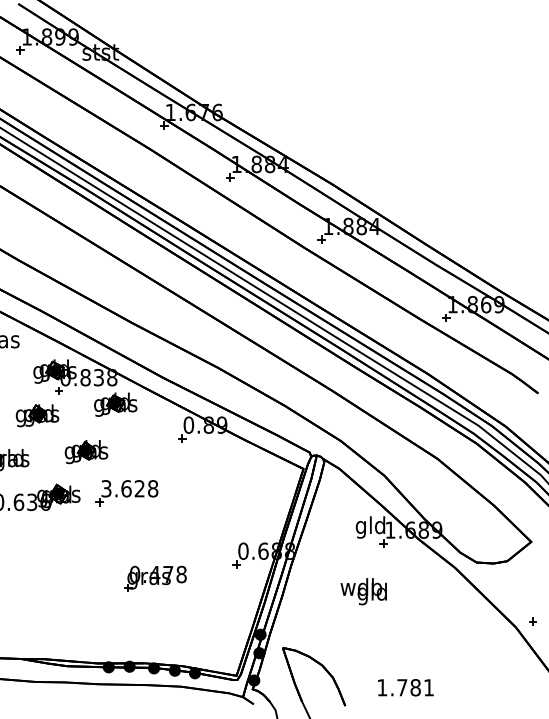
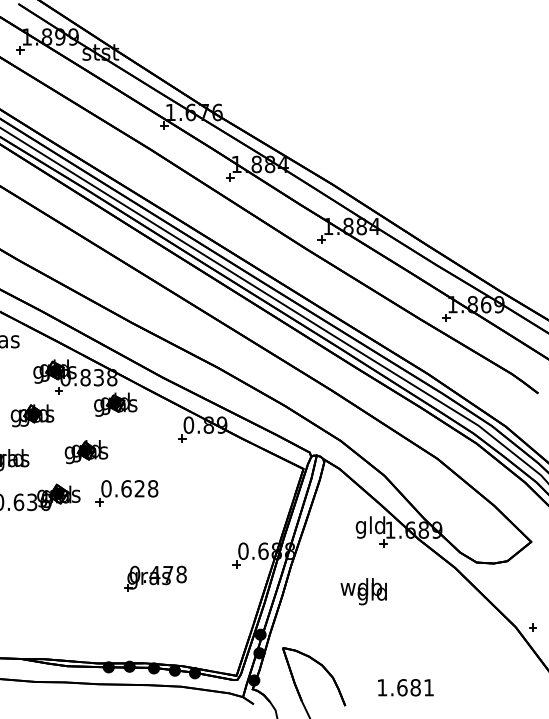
part position: (37, 415) -> (32, 415) (32, 415)
text: 3.628 -> 0.628 (106, 488)
part position: (532, 621) -> (532, 627) (532, 627)
text: 1.781 -> 1.681 (402, 687)
